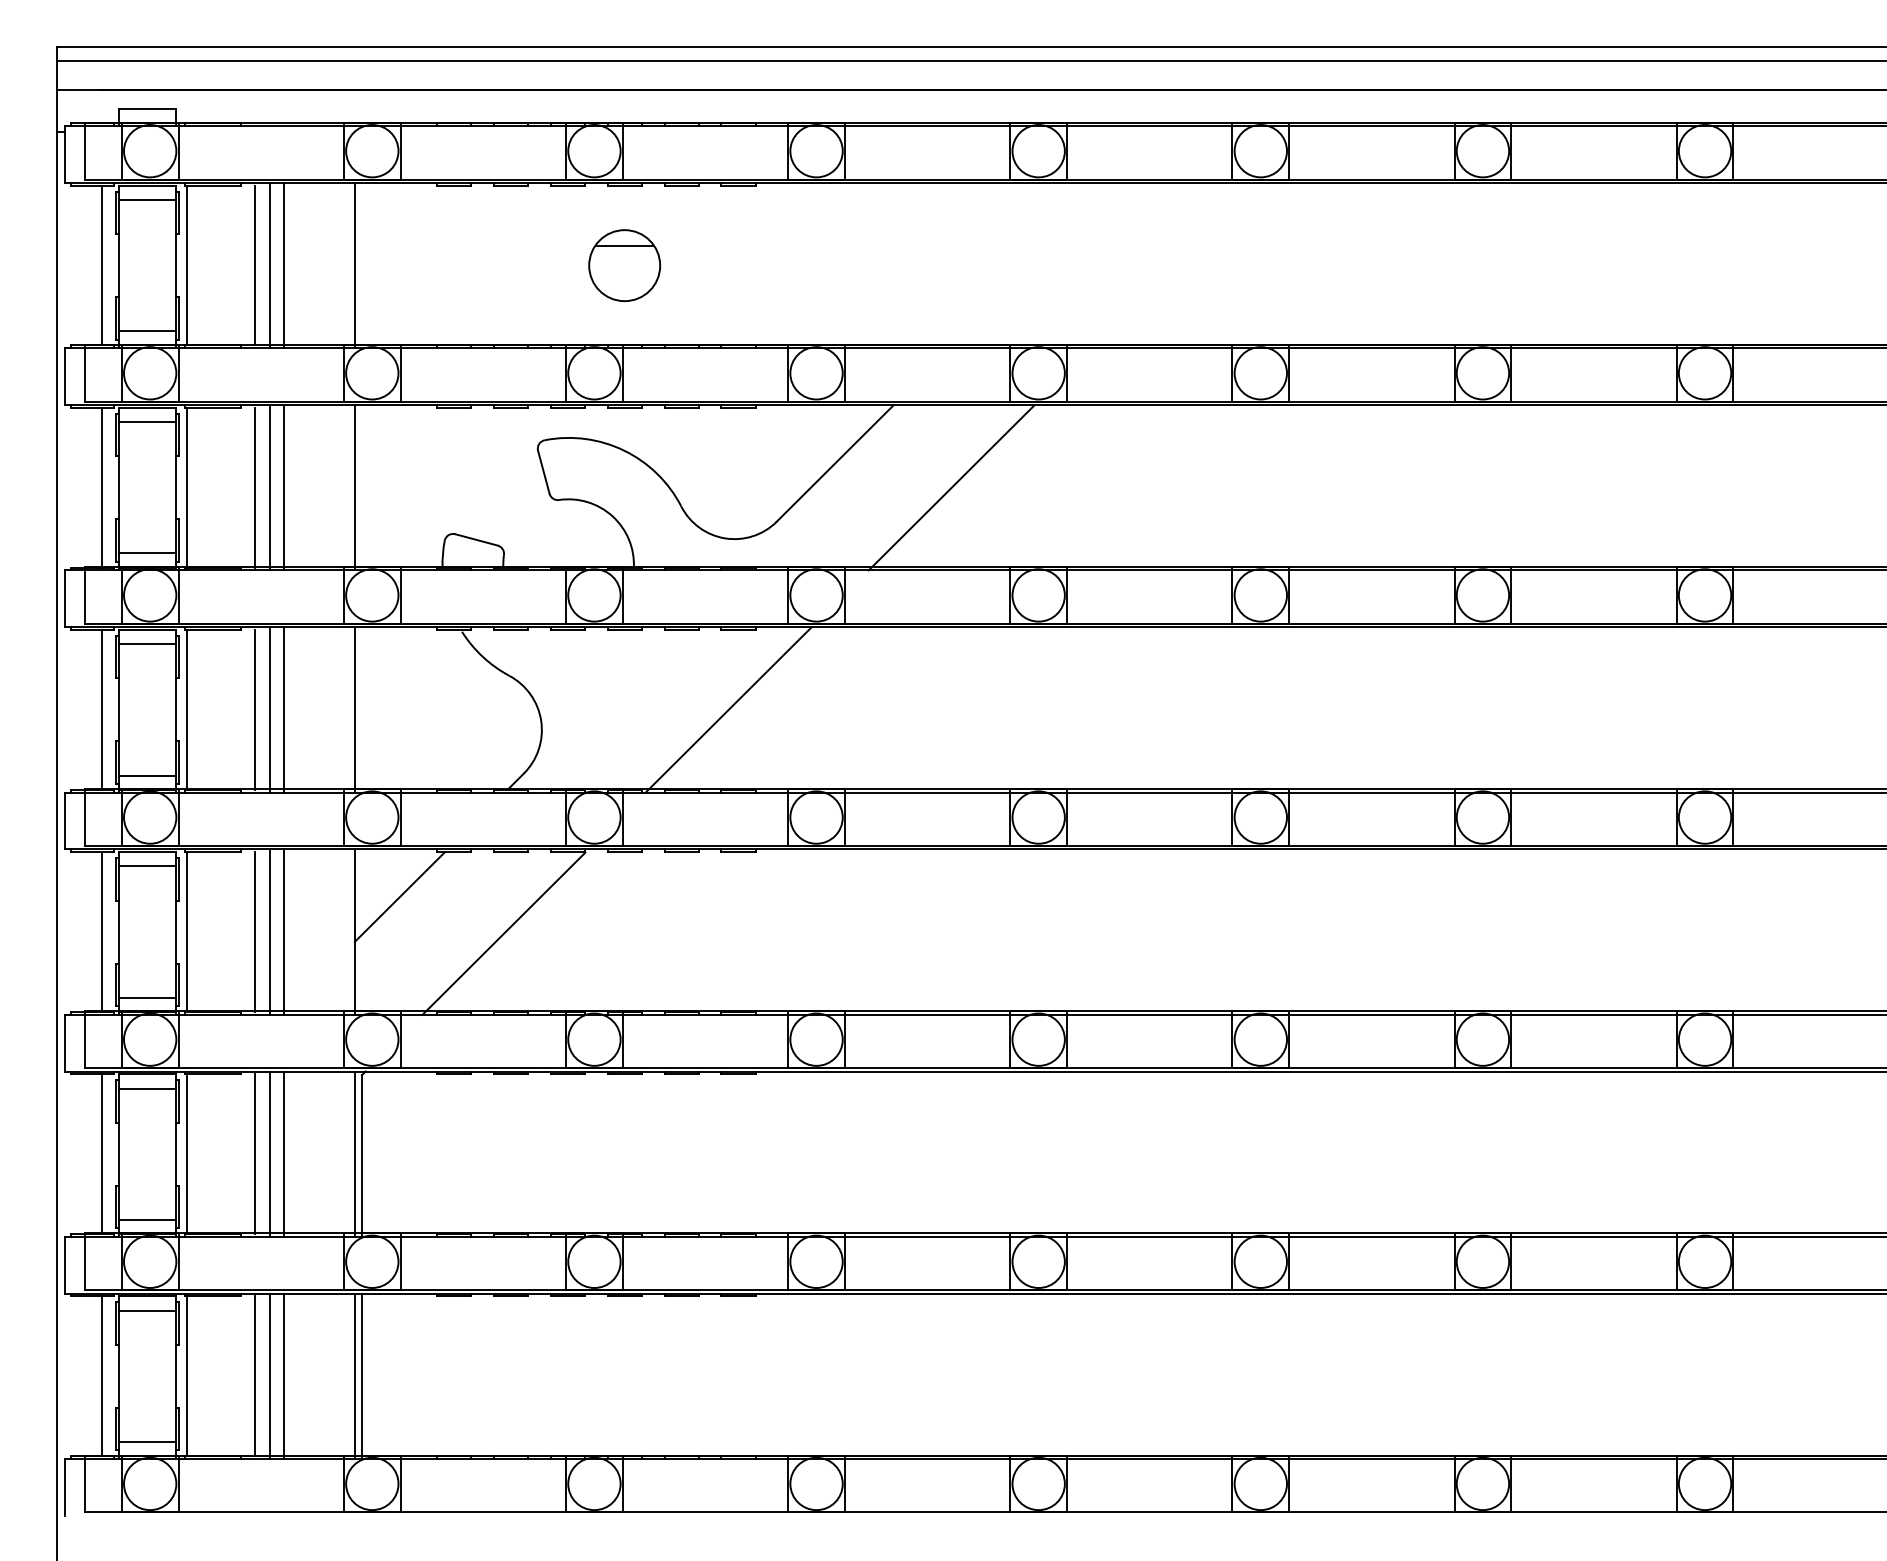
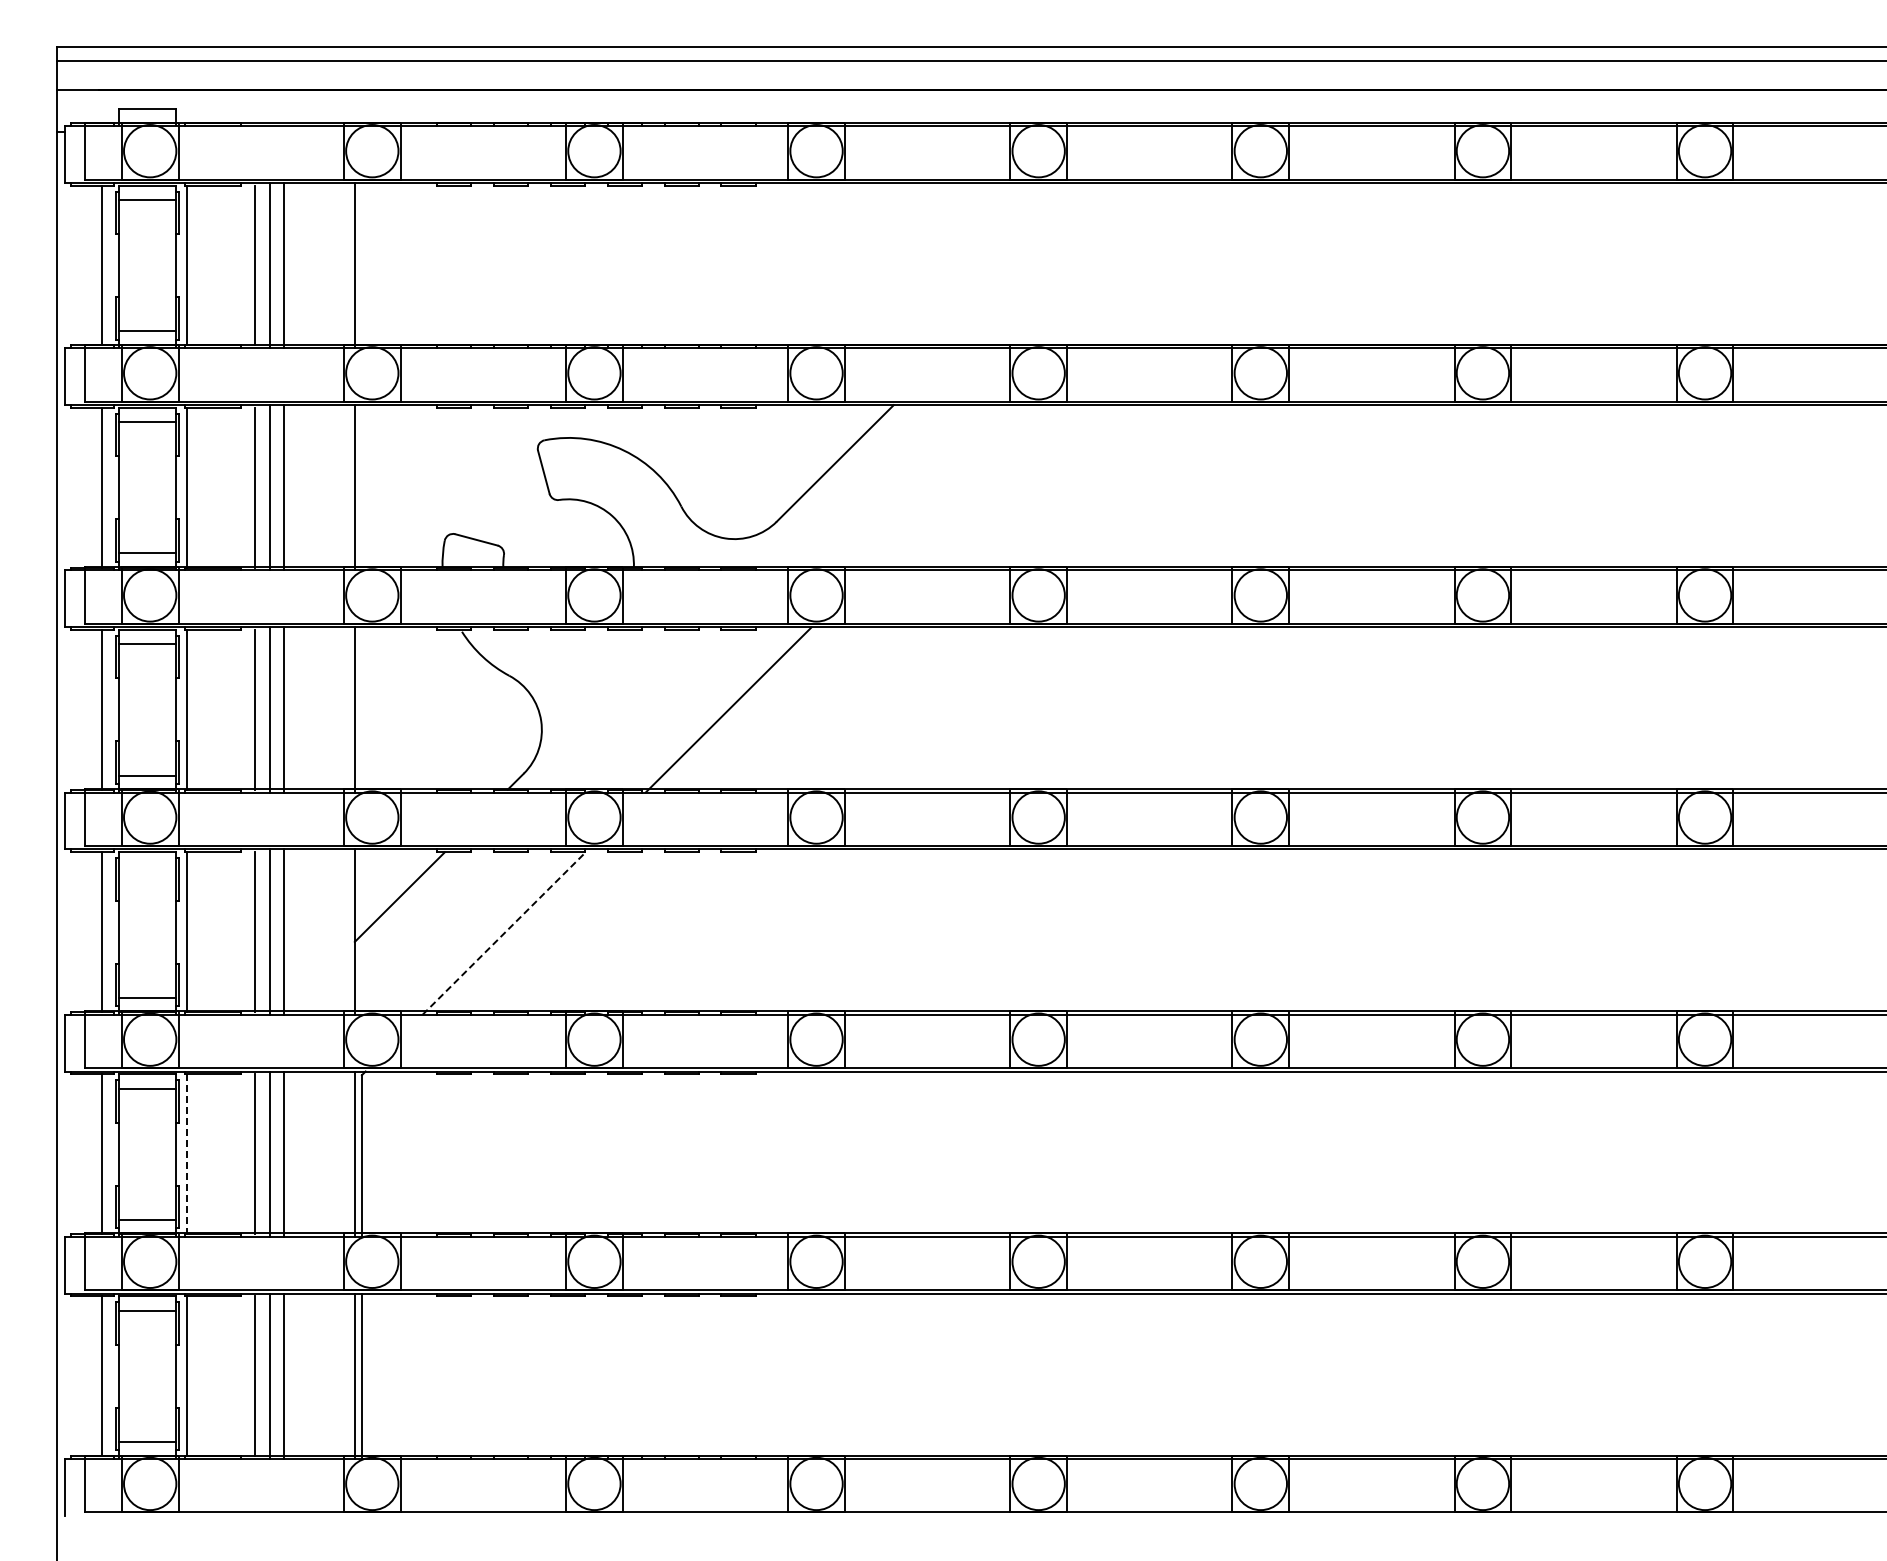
part: present -> none (624, 265)
line: present -> none (951, 487)
line: present -> none (147, 866)
line: solid -> dashed (504, 933)
line: solid -> dashed (187, 1154)
